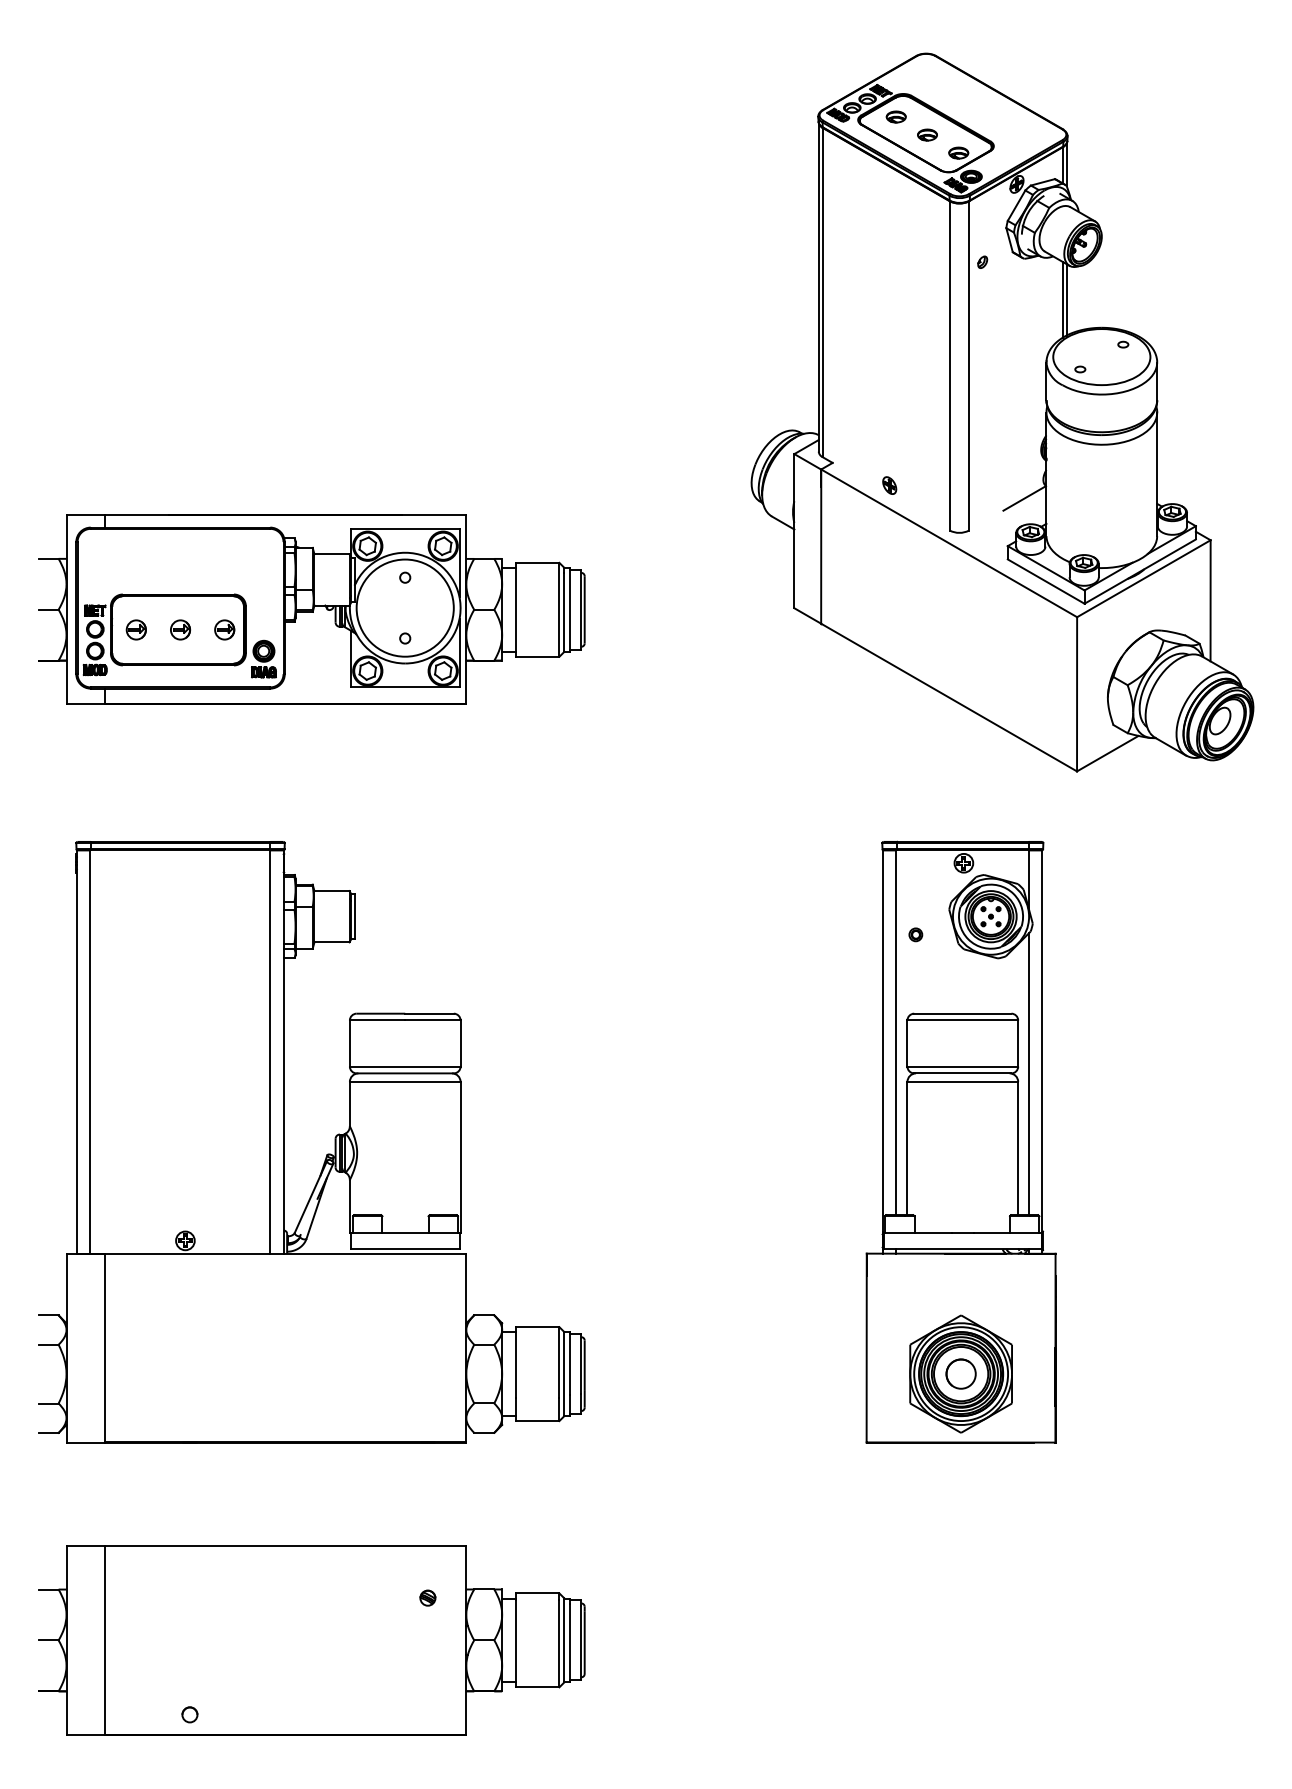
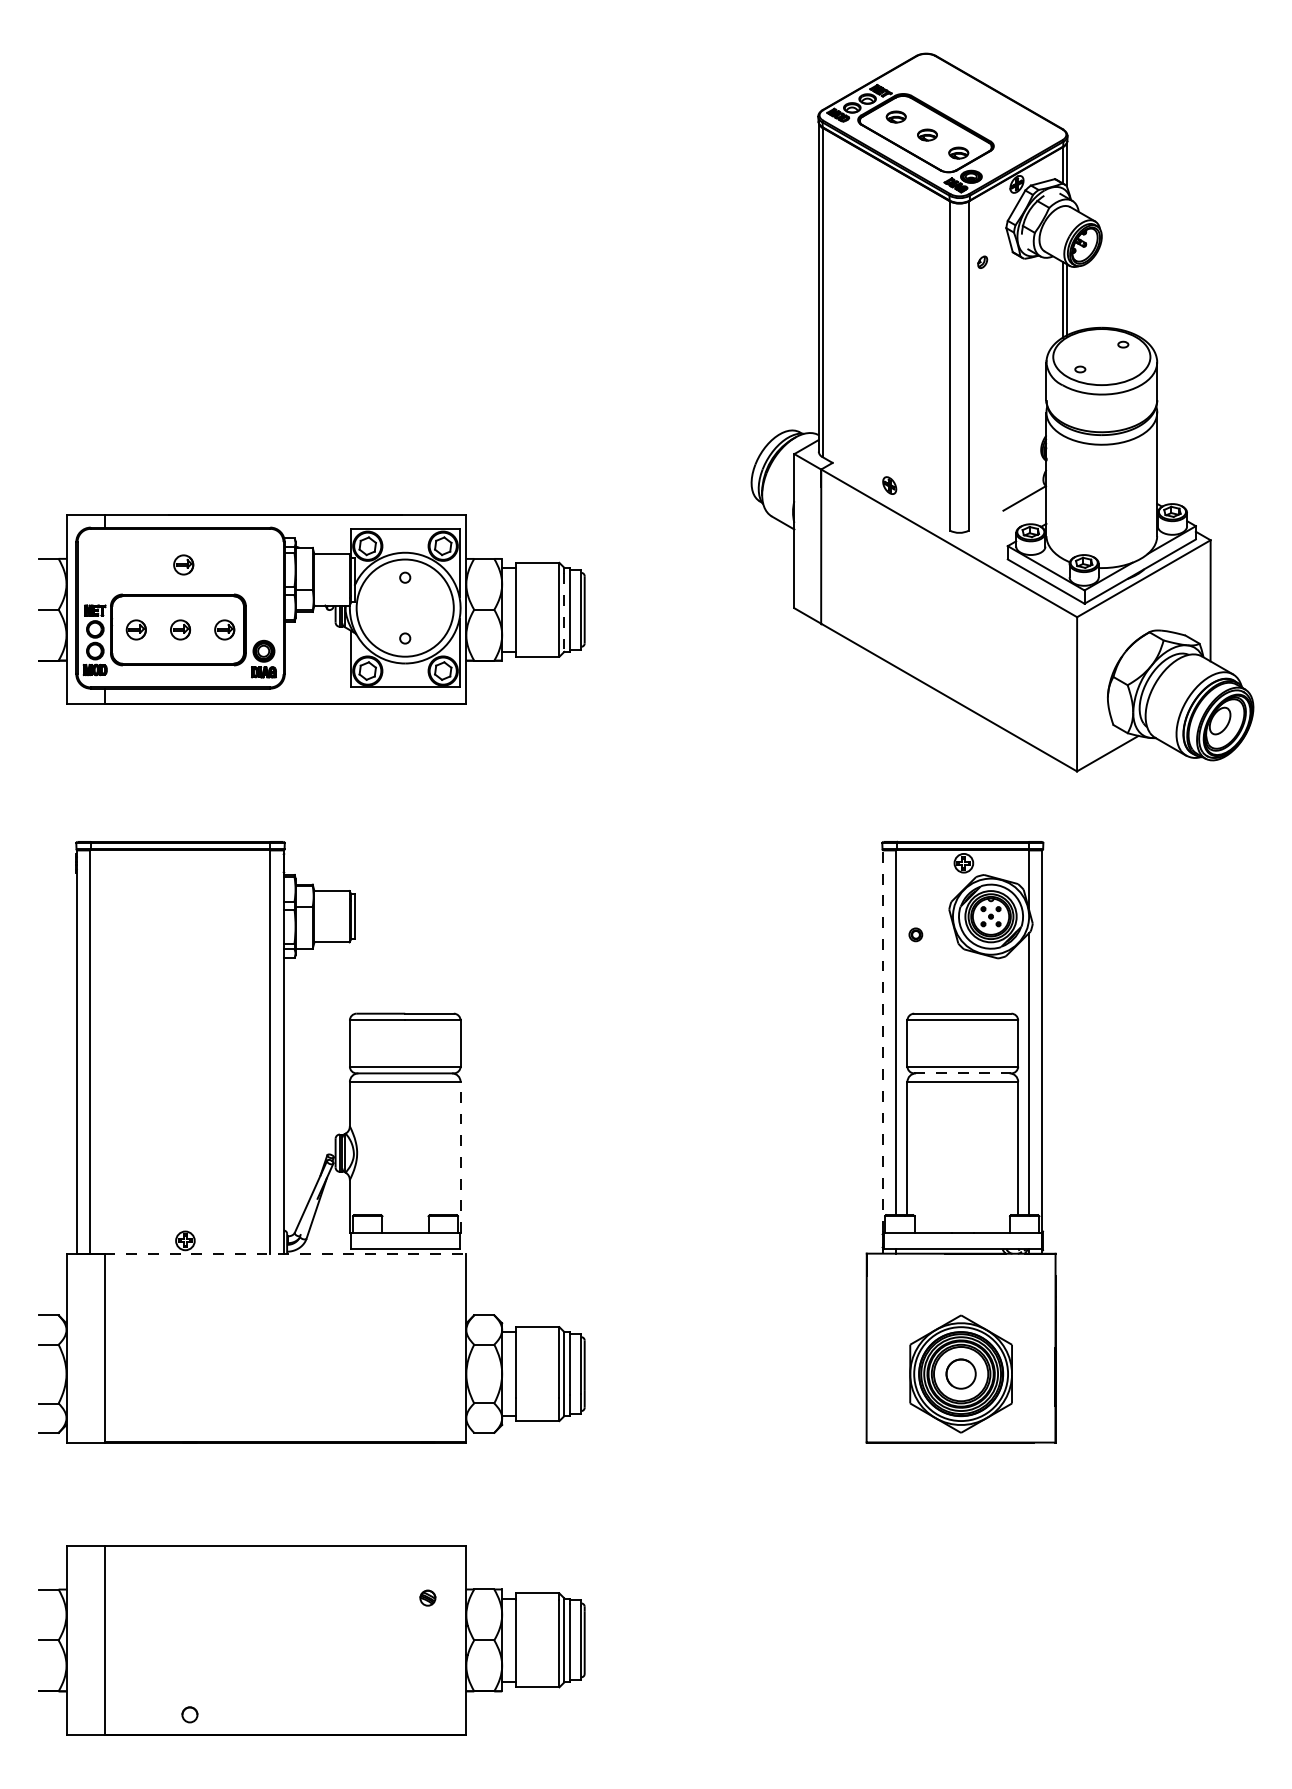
part: none -> present (183, 564)
line: solid -> dashed (564, 613)
line: solid -> dashed (882, 1052)
line: solid -> dashed (962, 1073)
line: solid -> dashed (460, 1157)
line: solid -> dashed (285, 1253)
